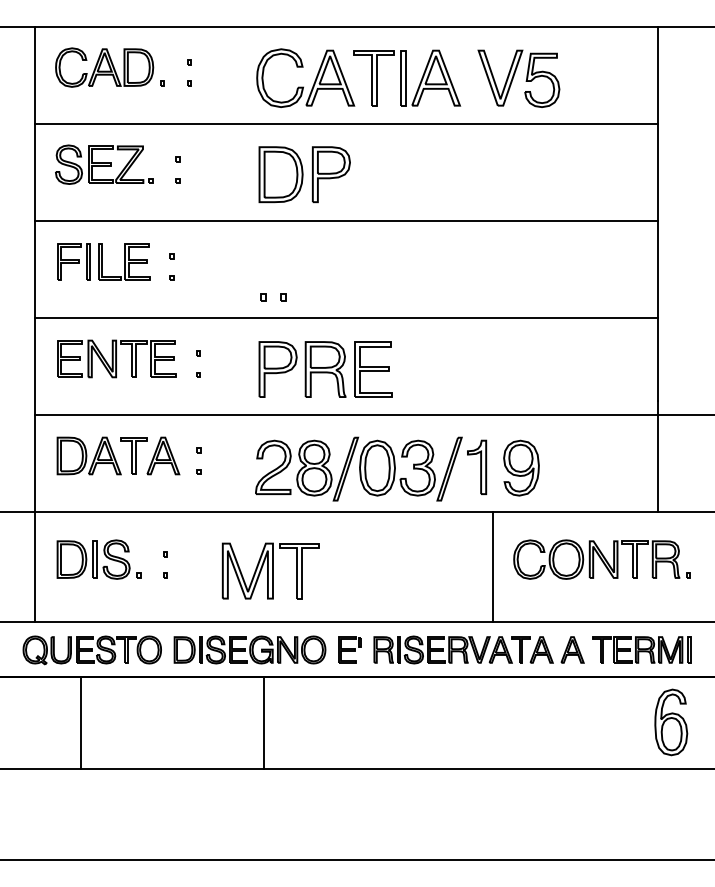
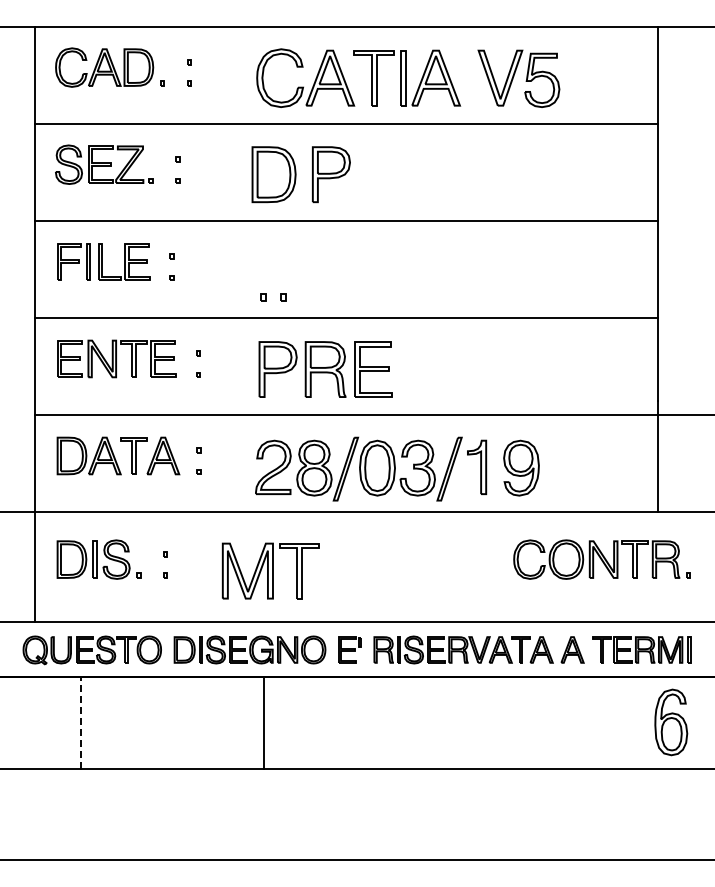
part position: (280, 174) -> (273, 174) (273, 174)
line: present -> none (493, 567)
line: solid -> dashed (81, 722)
